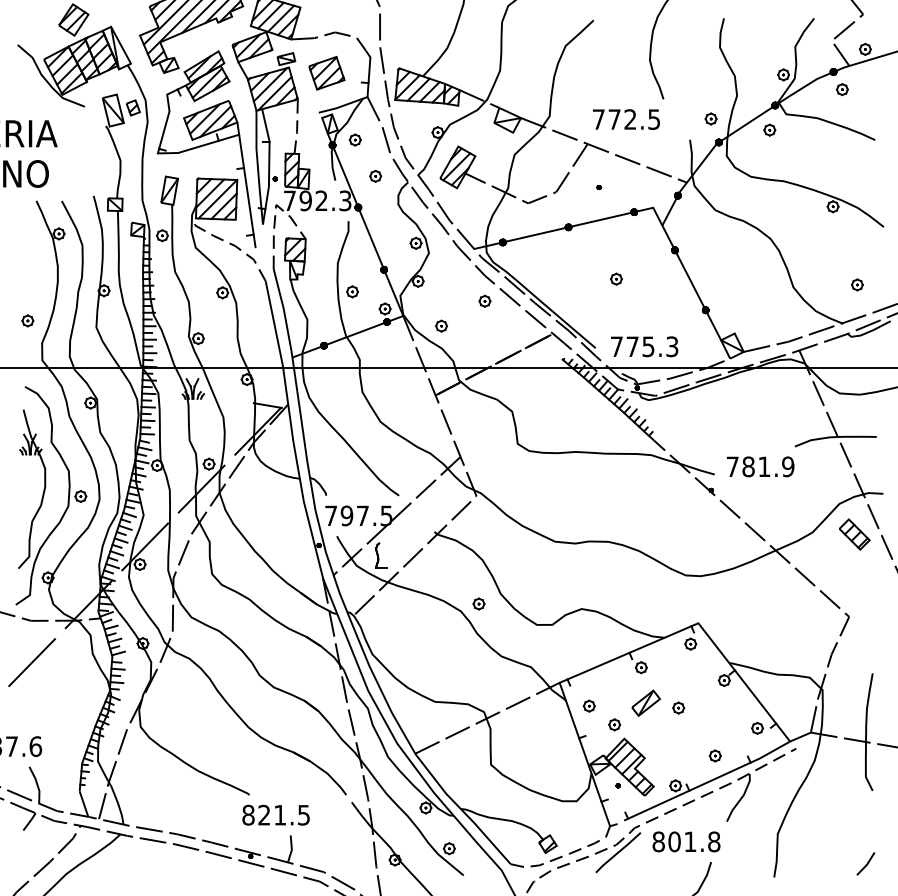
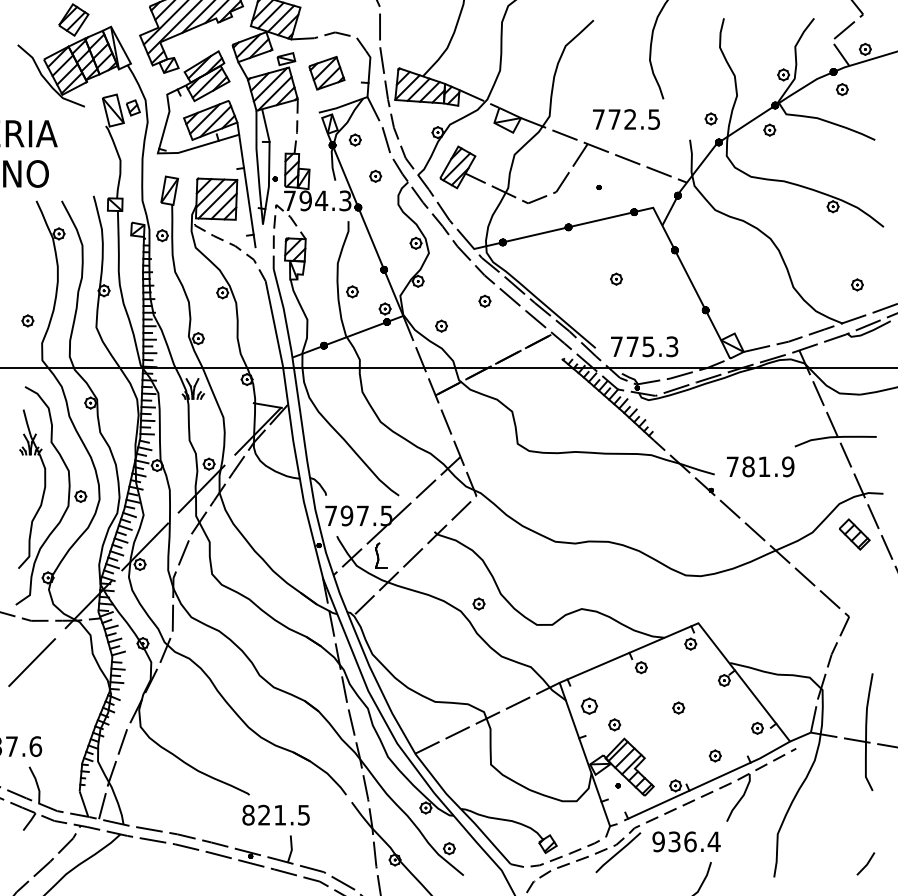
text: 792.3 -> 794.3 (321, 200)
part: present -> none (646, 702)
part size: 14x14 px -> 19x18 px (589, 705)
text: 801.8 -> 936.4 (686, 841)
